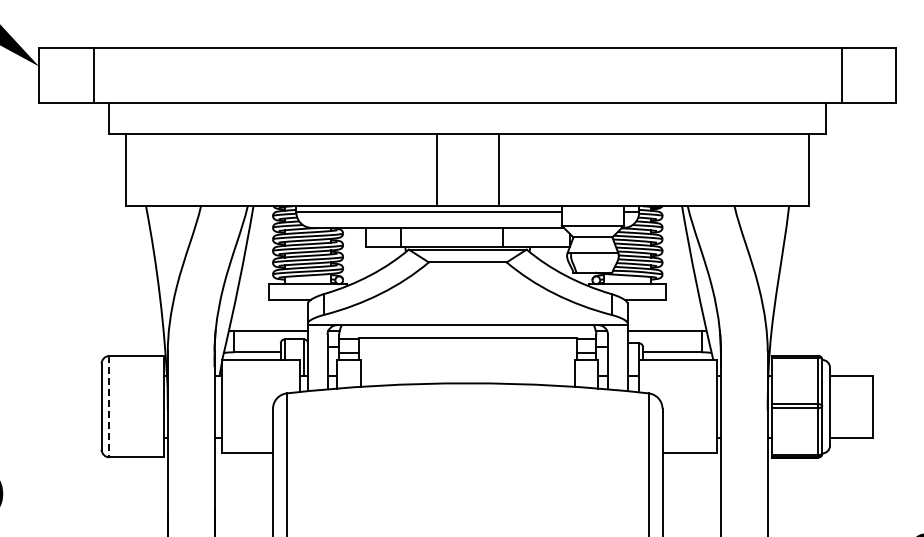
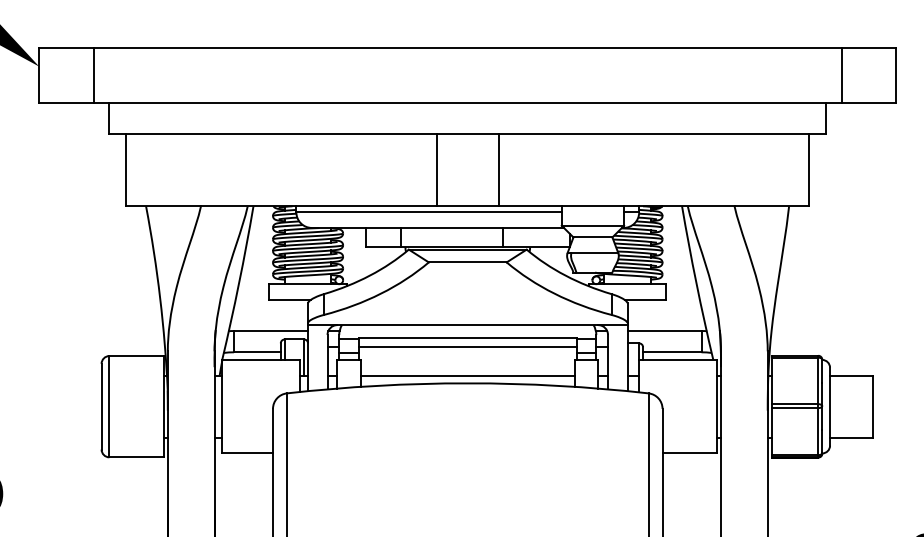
line: none -> present (467, 347)
line: none -> present (467, 375)
line: dashed -> solid (109, 406)
